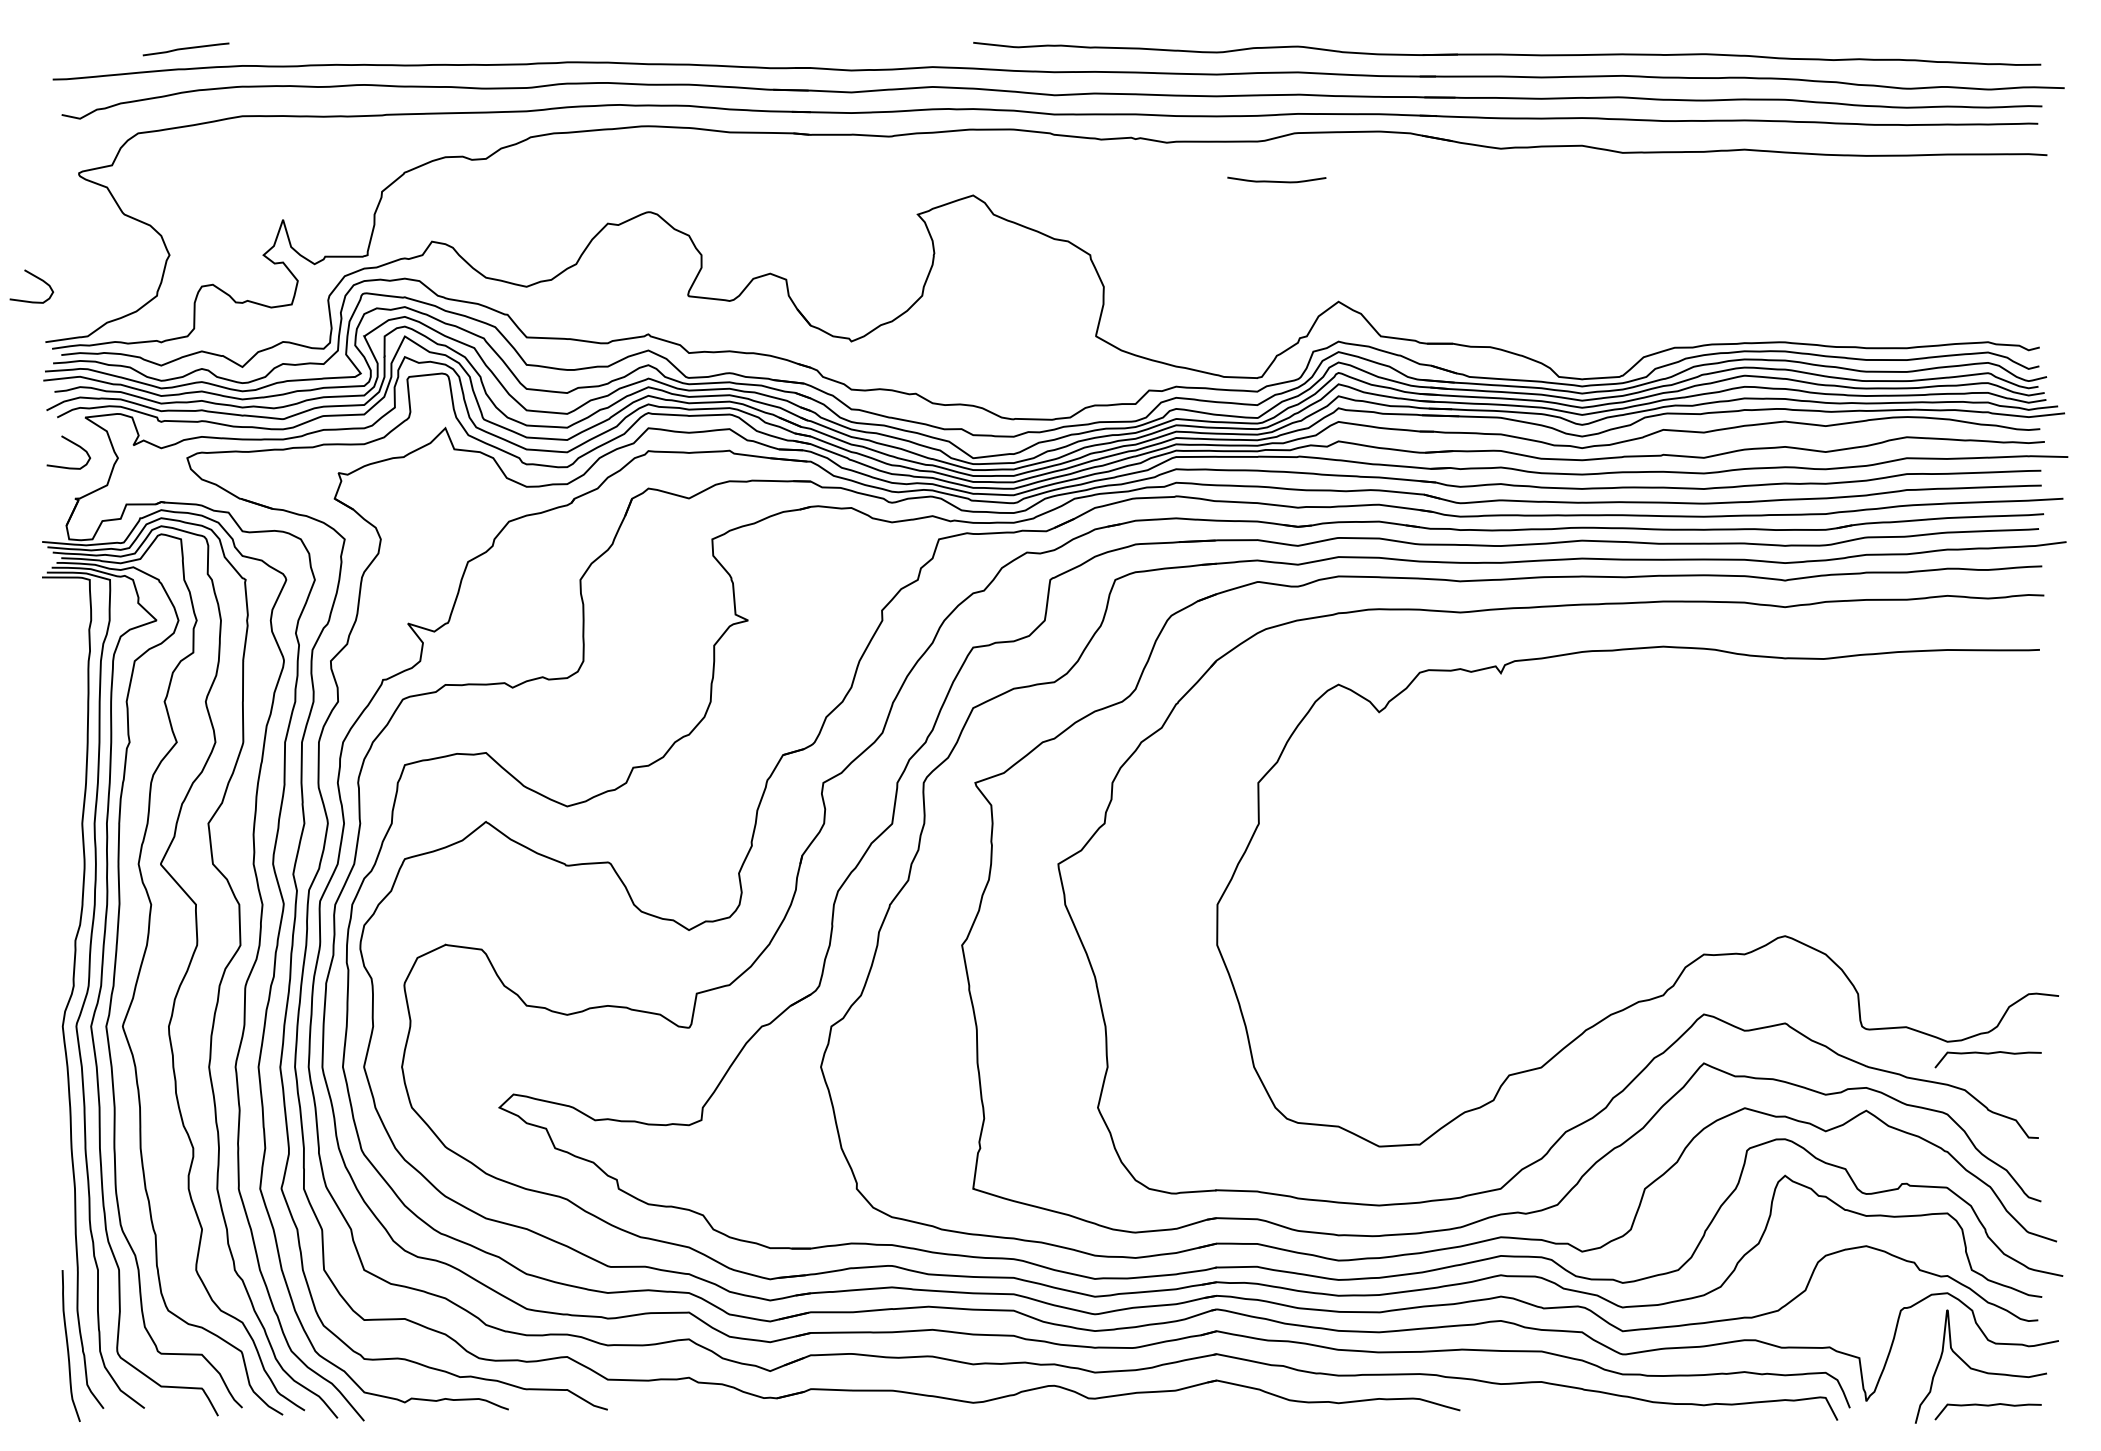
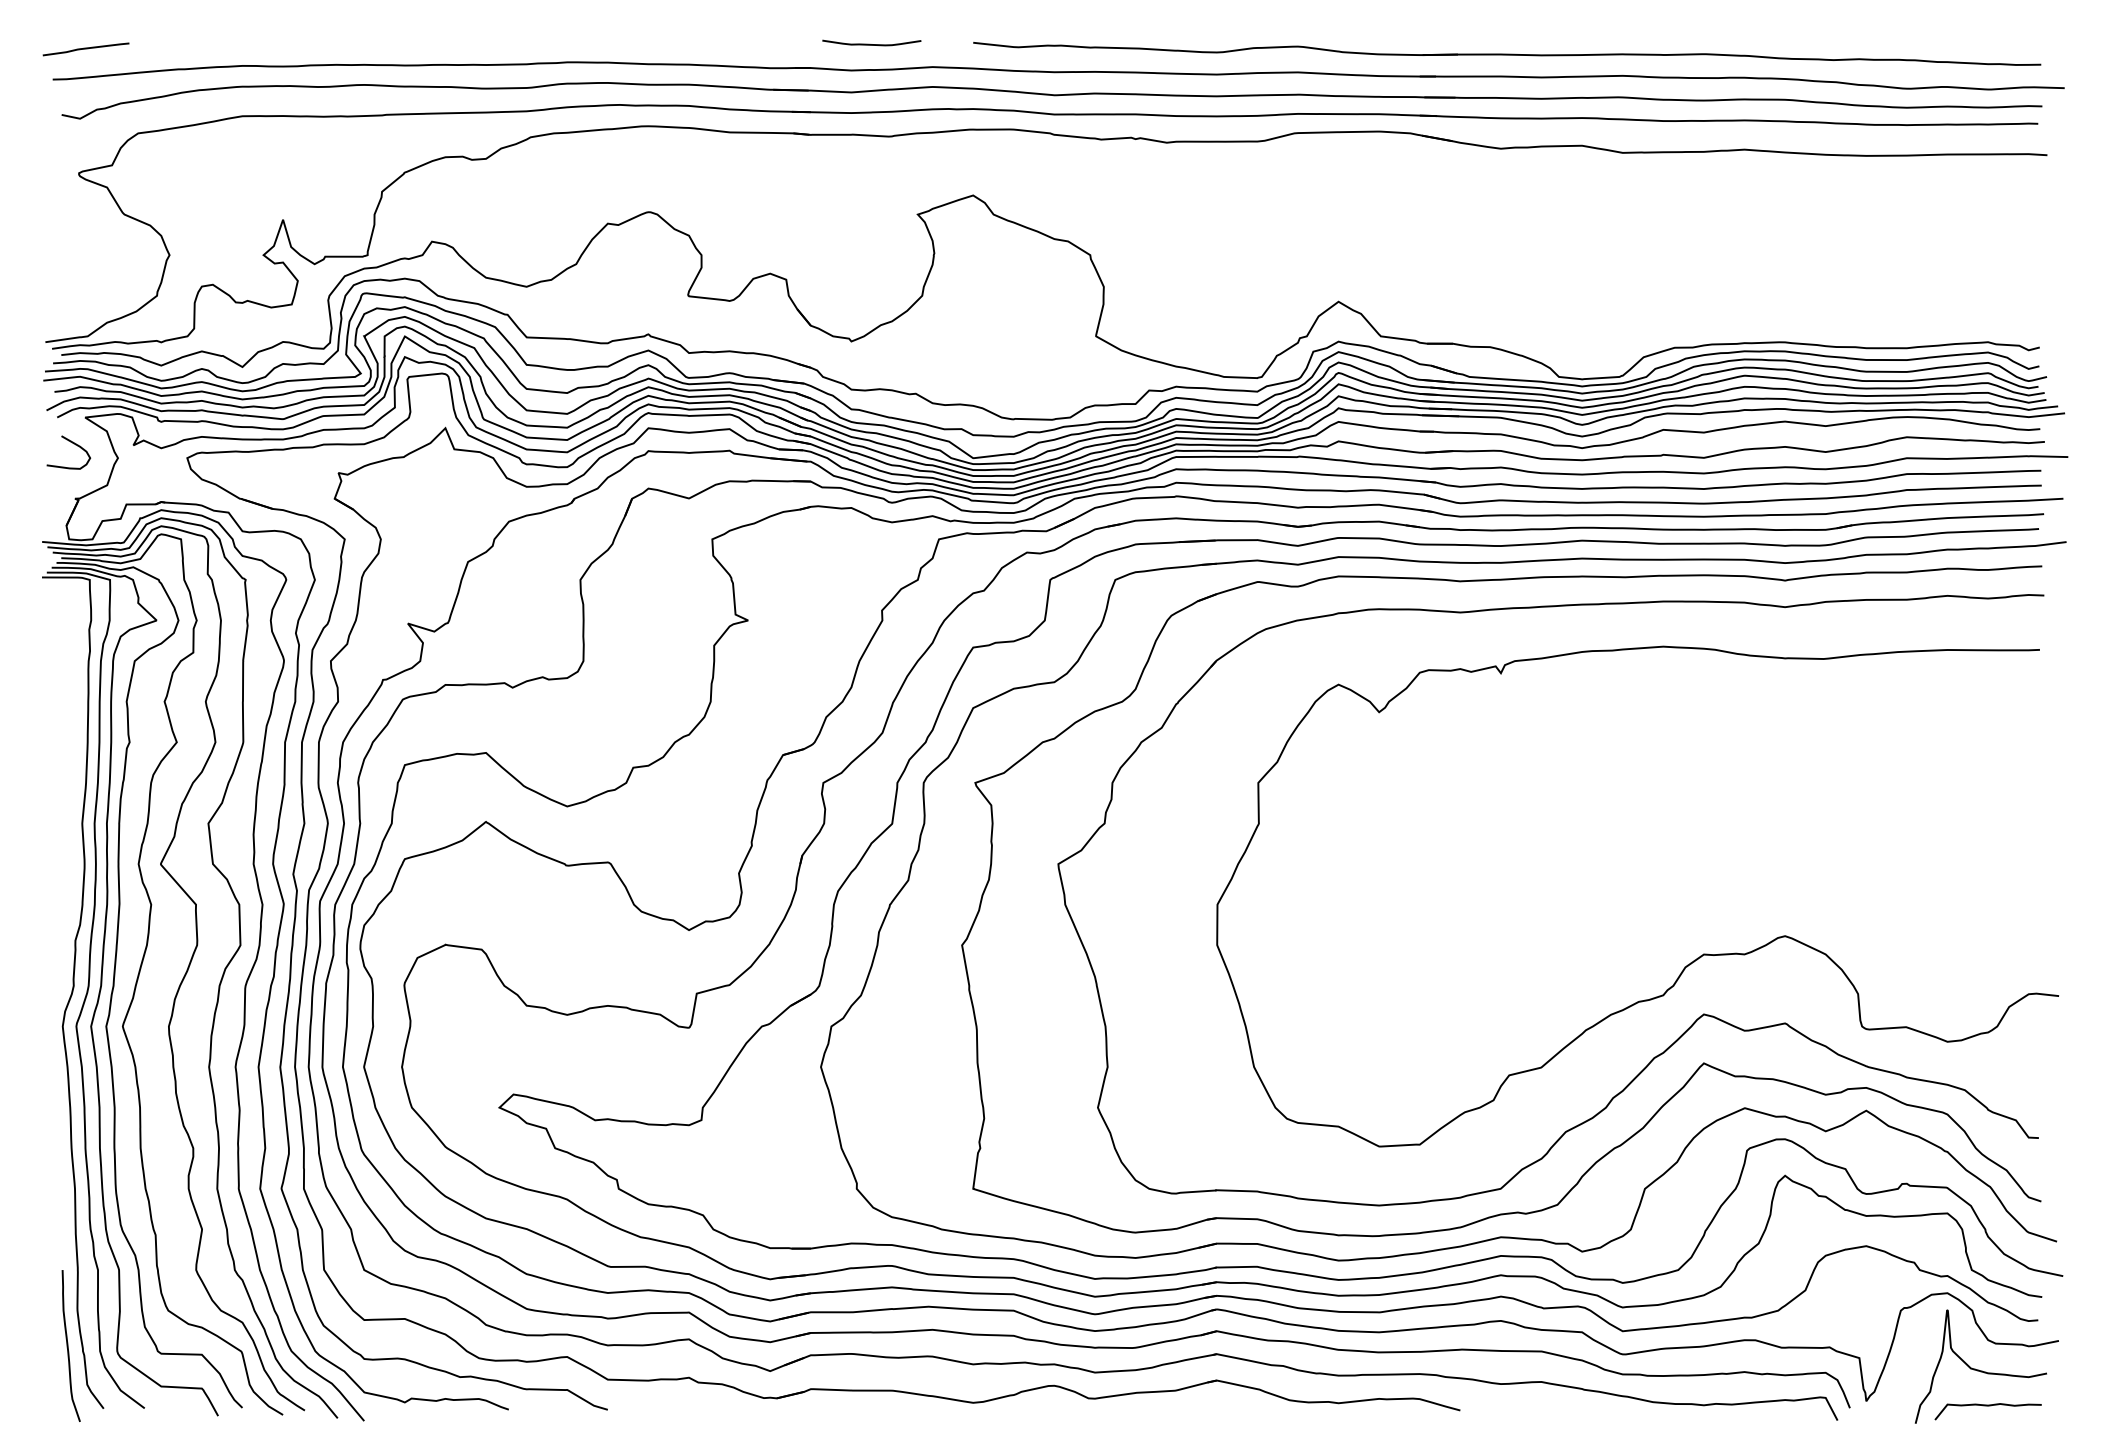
curve position: (185, 49) -> (85, 49) (85, 49)
curve position: (1276, 181) -> (871, 44) (871, 44)
curve: present -> none (36, 278)
curve: present -> none (1987, 1054)
